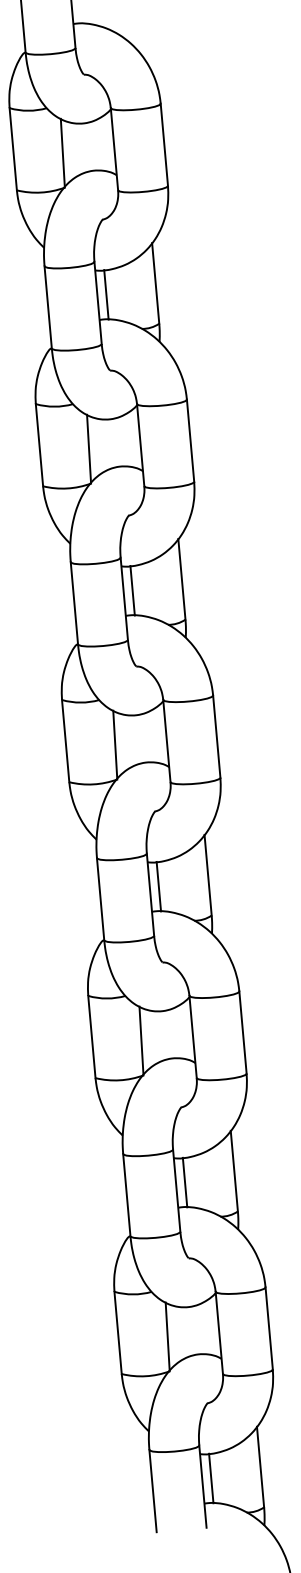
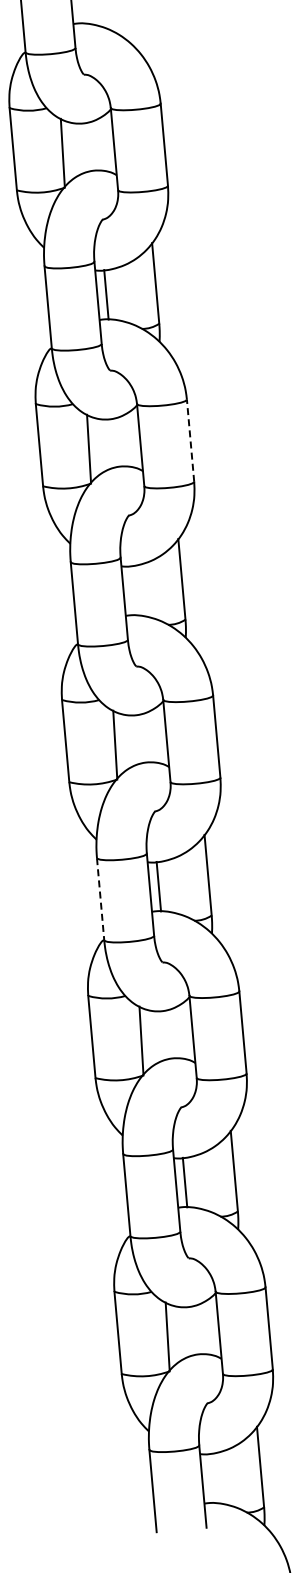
line: solid -> dashed (190, 440)
line: present -> none (132, 590)
line: solid -> dashed (100, 899)
line: present -> none (211, 1478)
